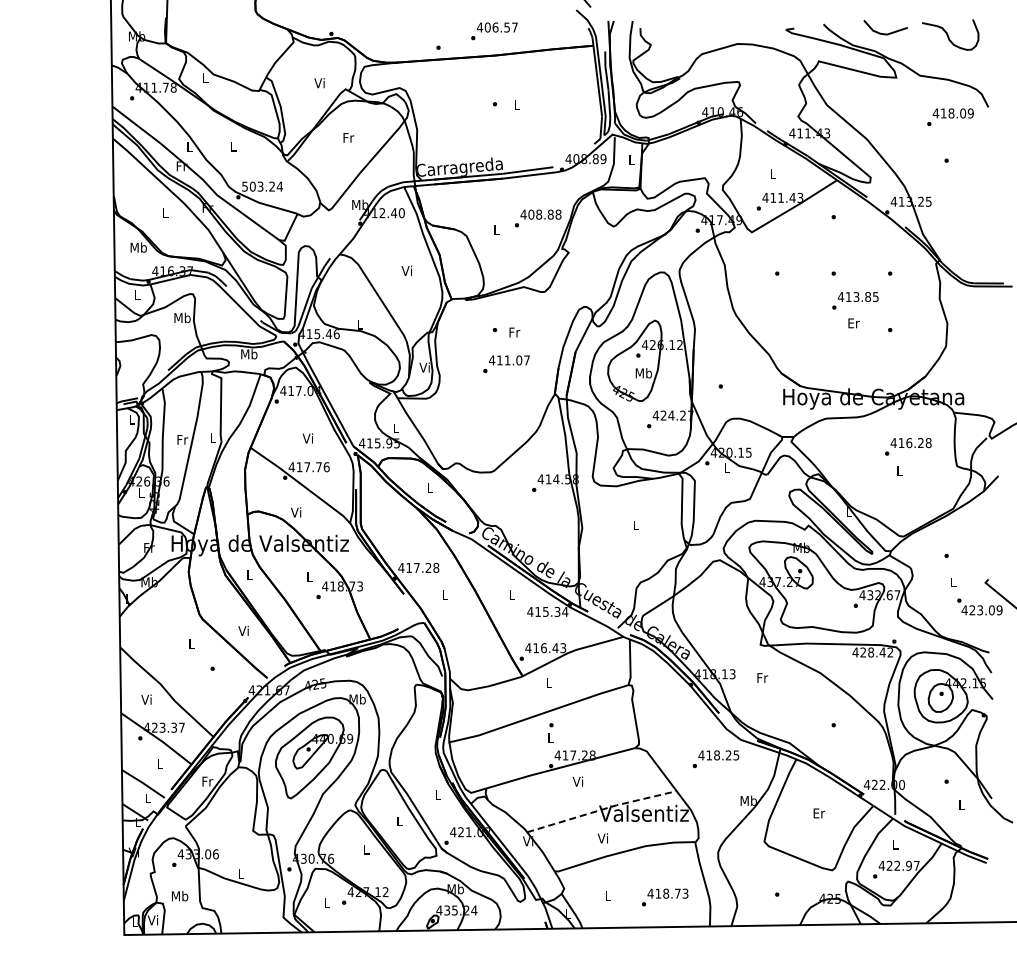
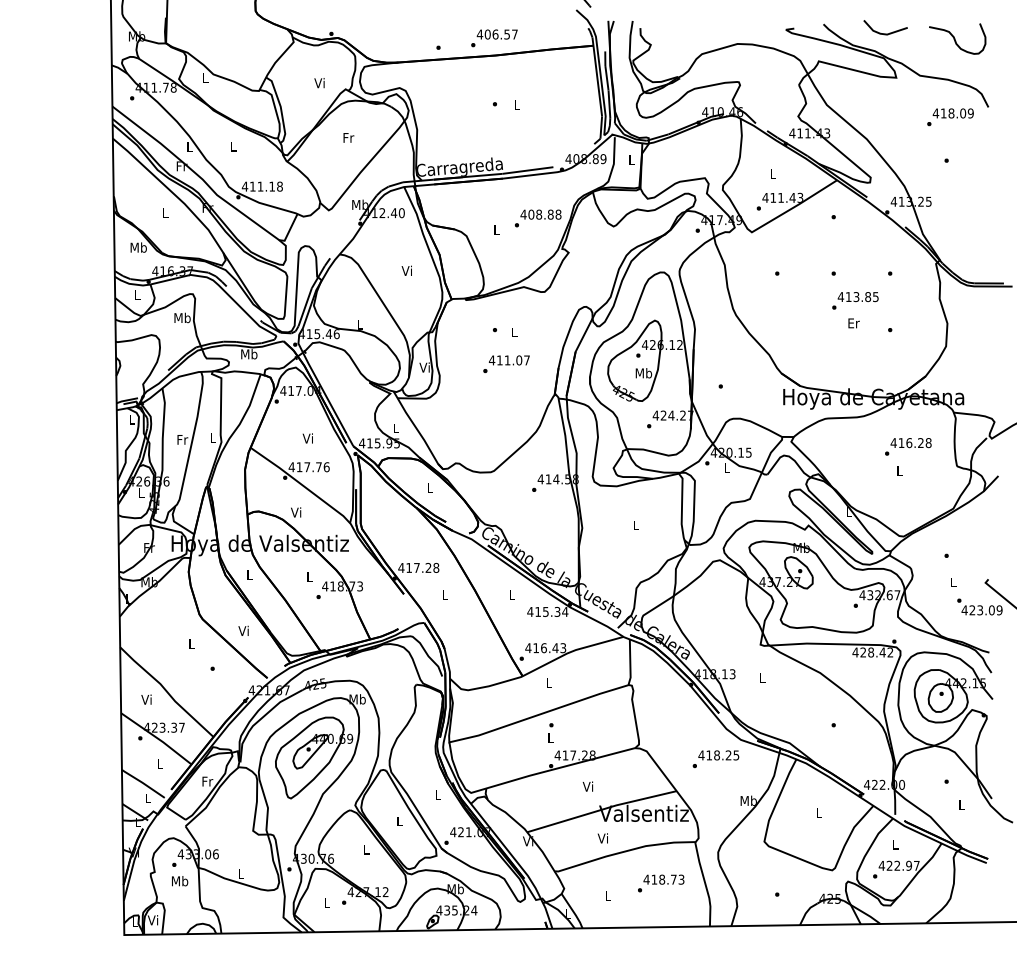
text position: (494, 31) -> (494, 38) (494, 38)
curve position: (948, 34) -> (955, 38) (955, 38)
text: 503.24 -> 411.18 (262, 186)
text: Fr -> L (514, 332)
text: Fr -> L (762, 677)
text position: (577, 781) -> (587, 786) (587, 786)
line: dashed -> solid (602, 809)
text: Er -> L (819, 813)
text position: (180, 896) -> (180, 881) (180, 881)
text position: (665, 897) -> (661, 883) (661, 883)
